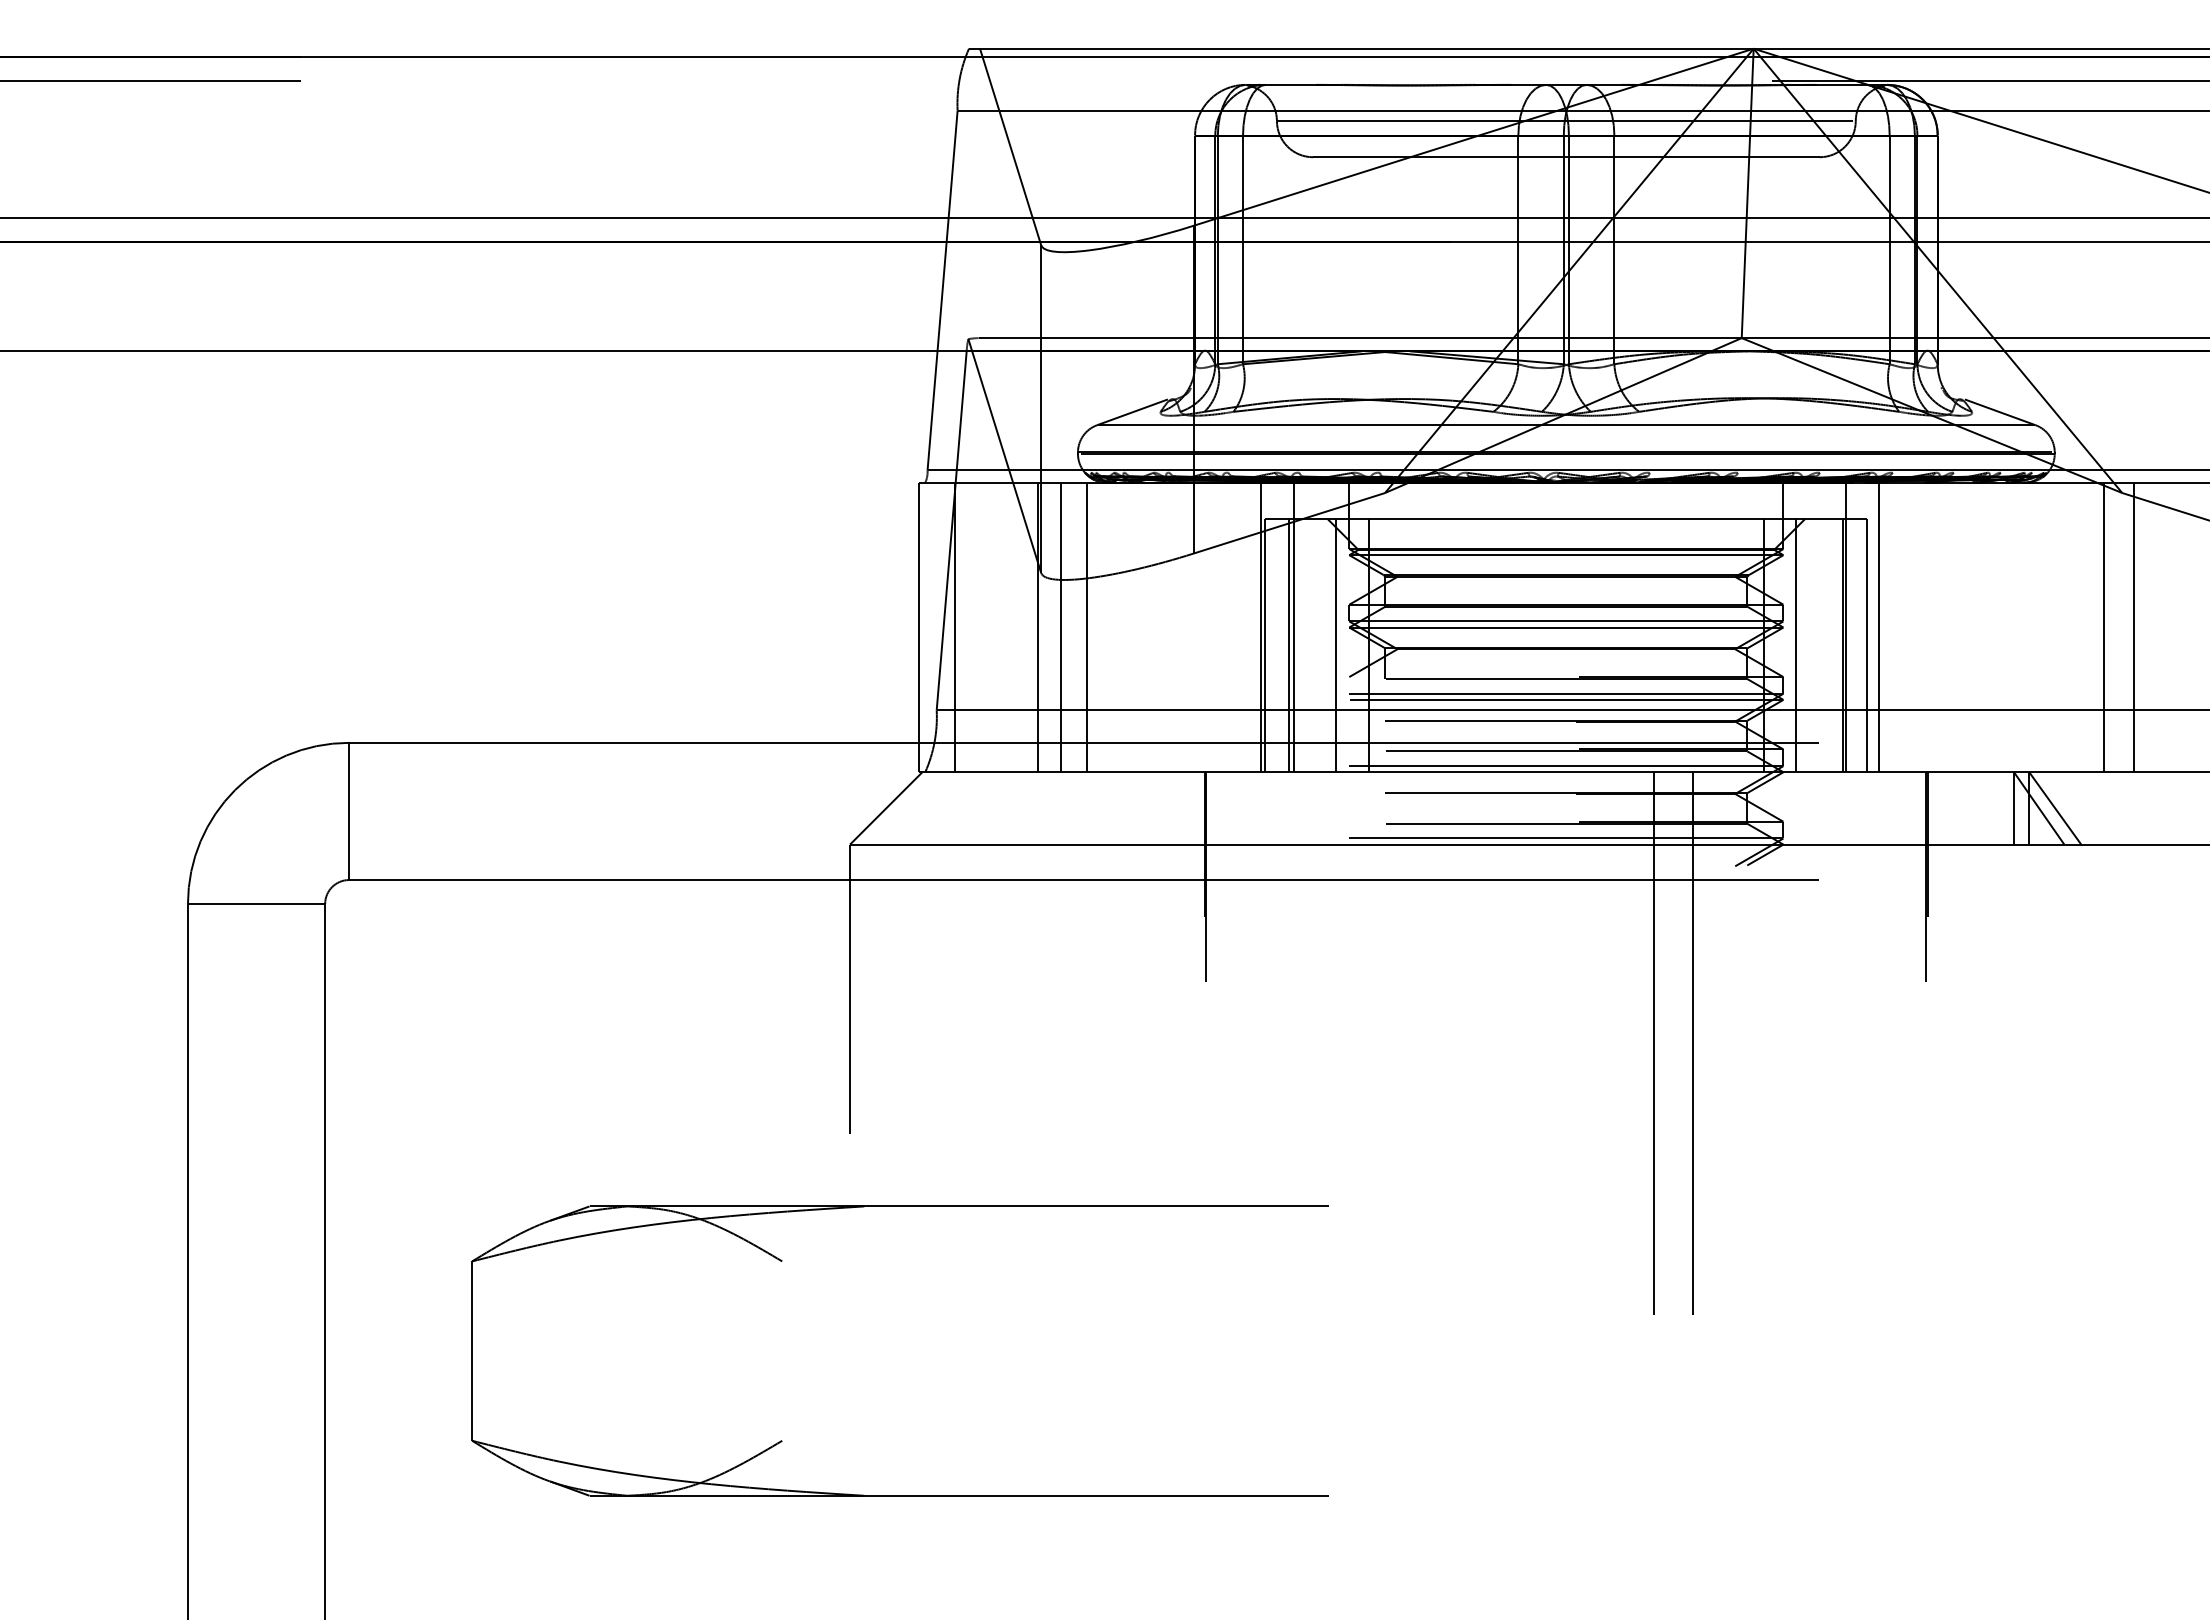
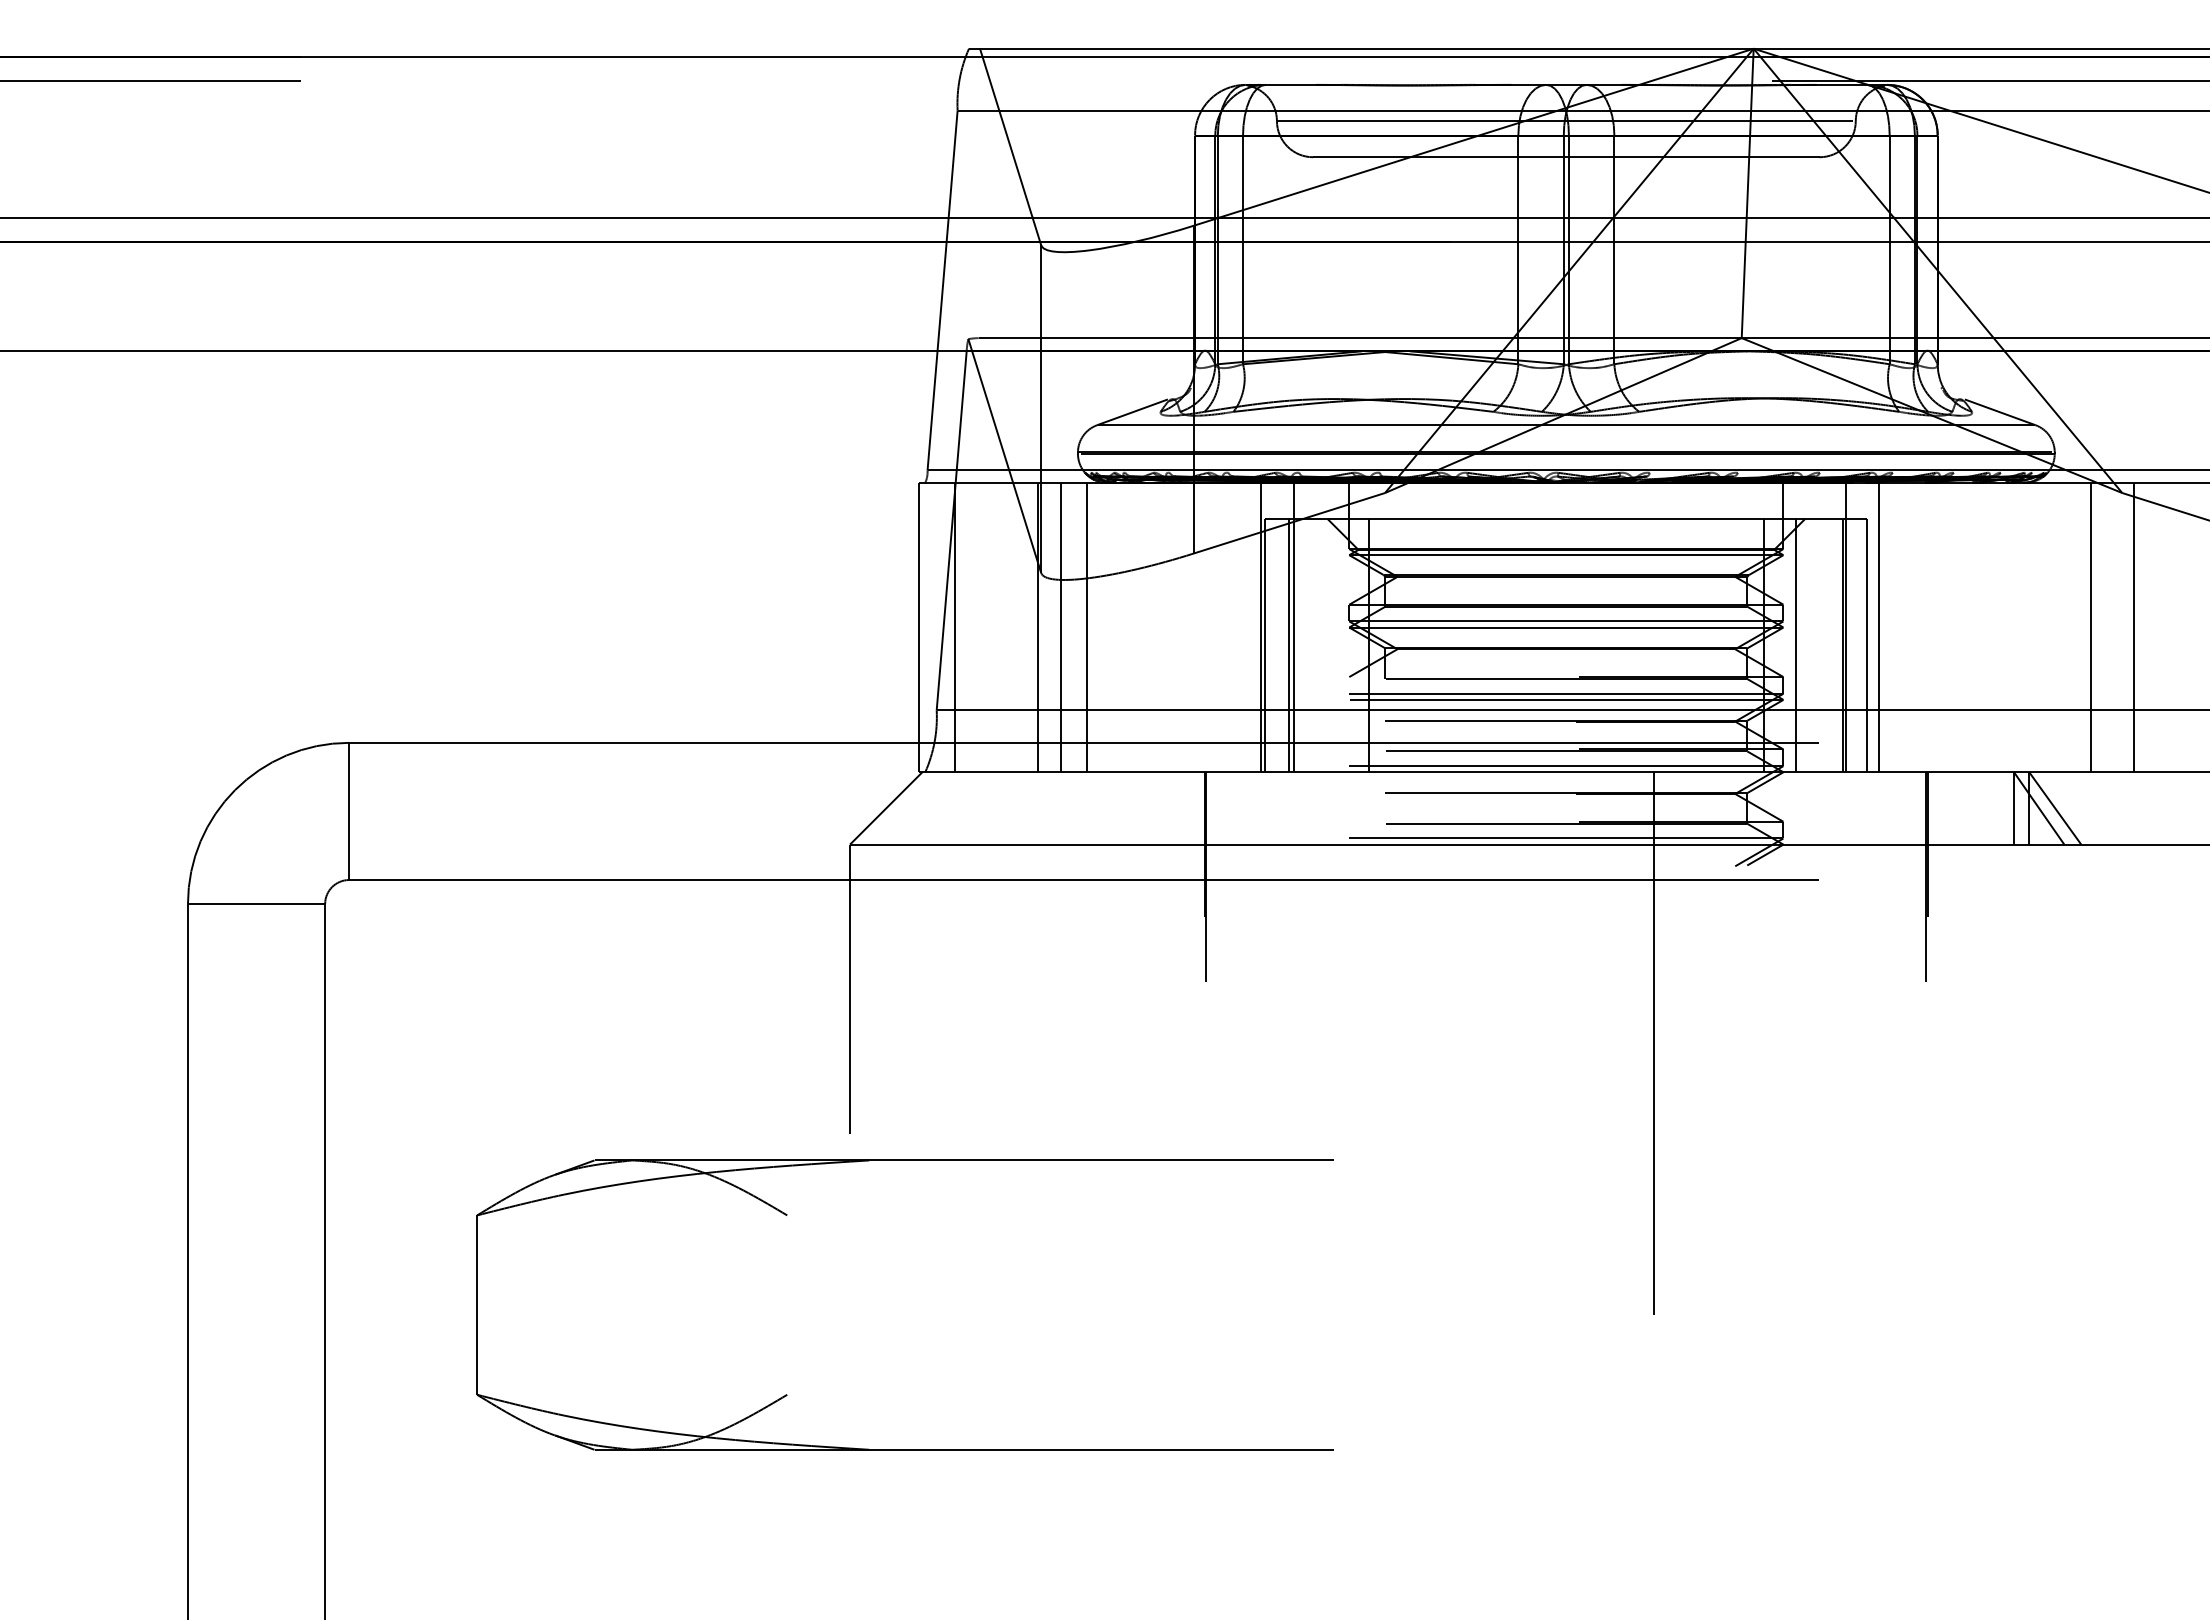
line position: (2103, 627) -> (2090, 627) (2090, 627)
line: present -> none (1336, 645)
line: present -> none (1692, 1043)
part position: (899, 1206) -> (904, 1160) (904, 1160)
